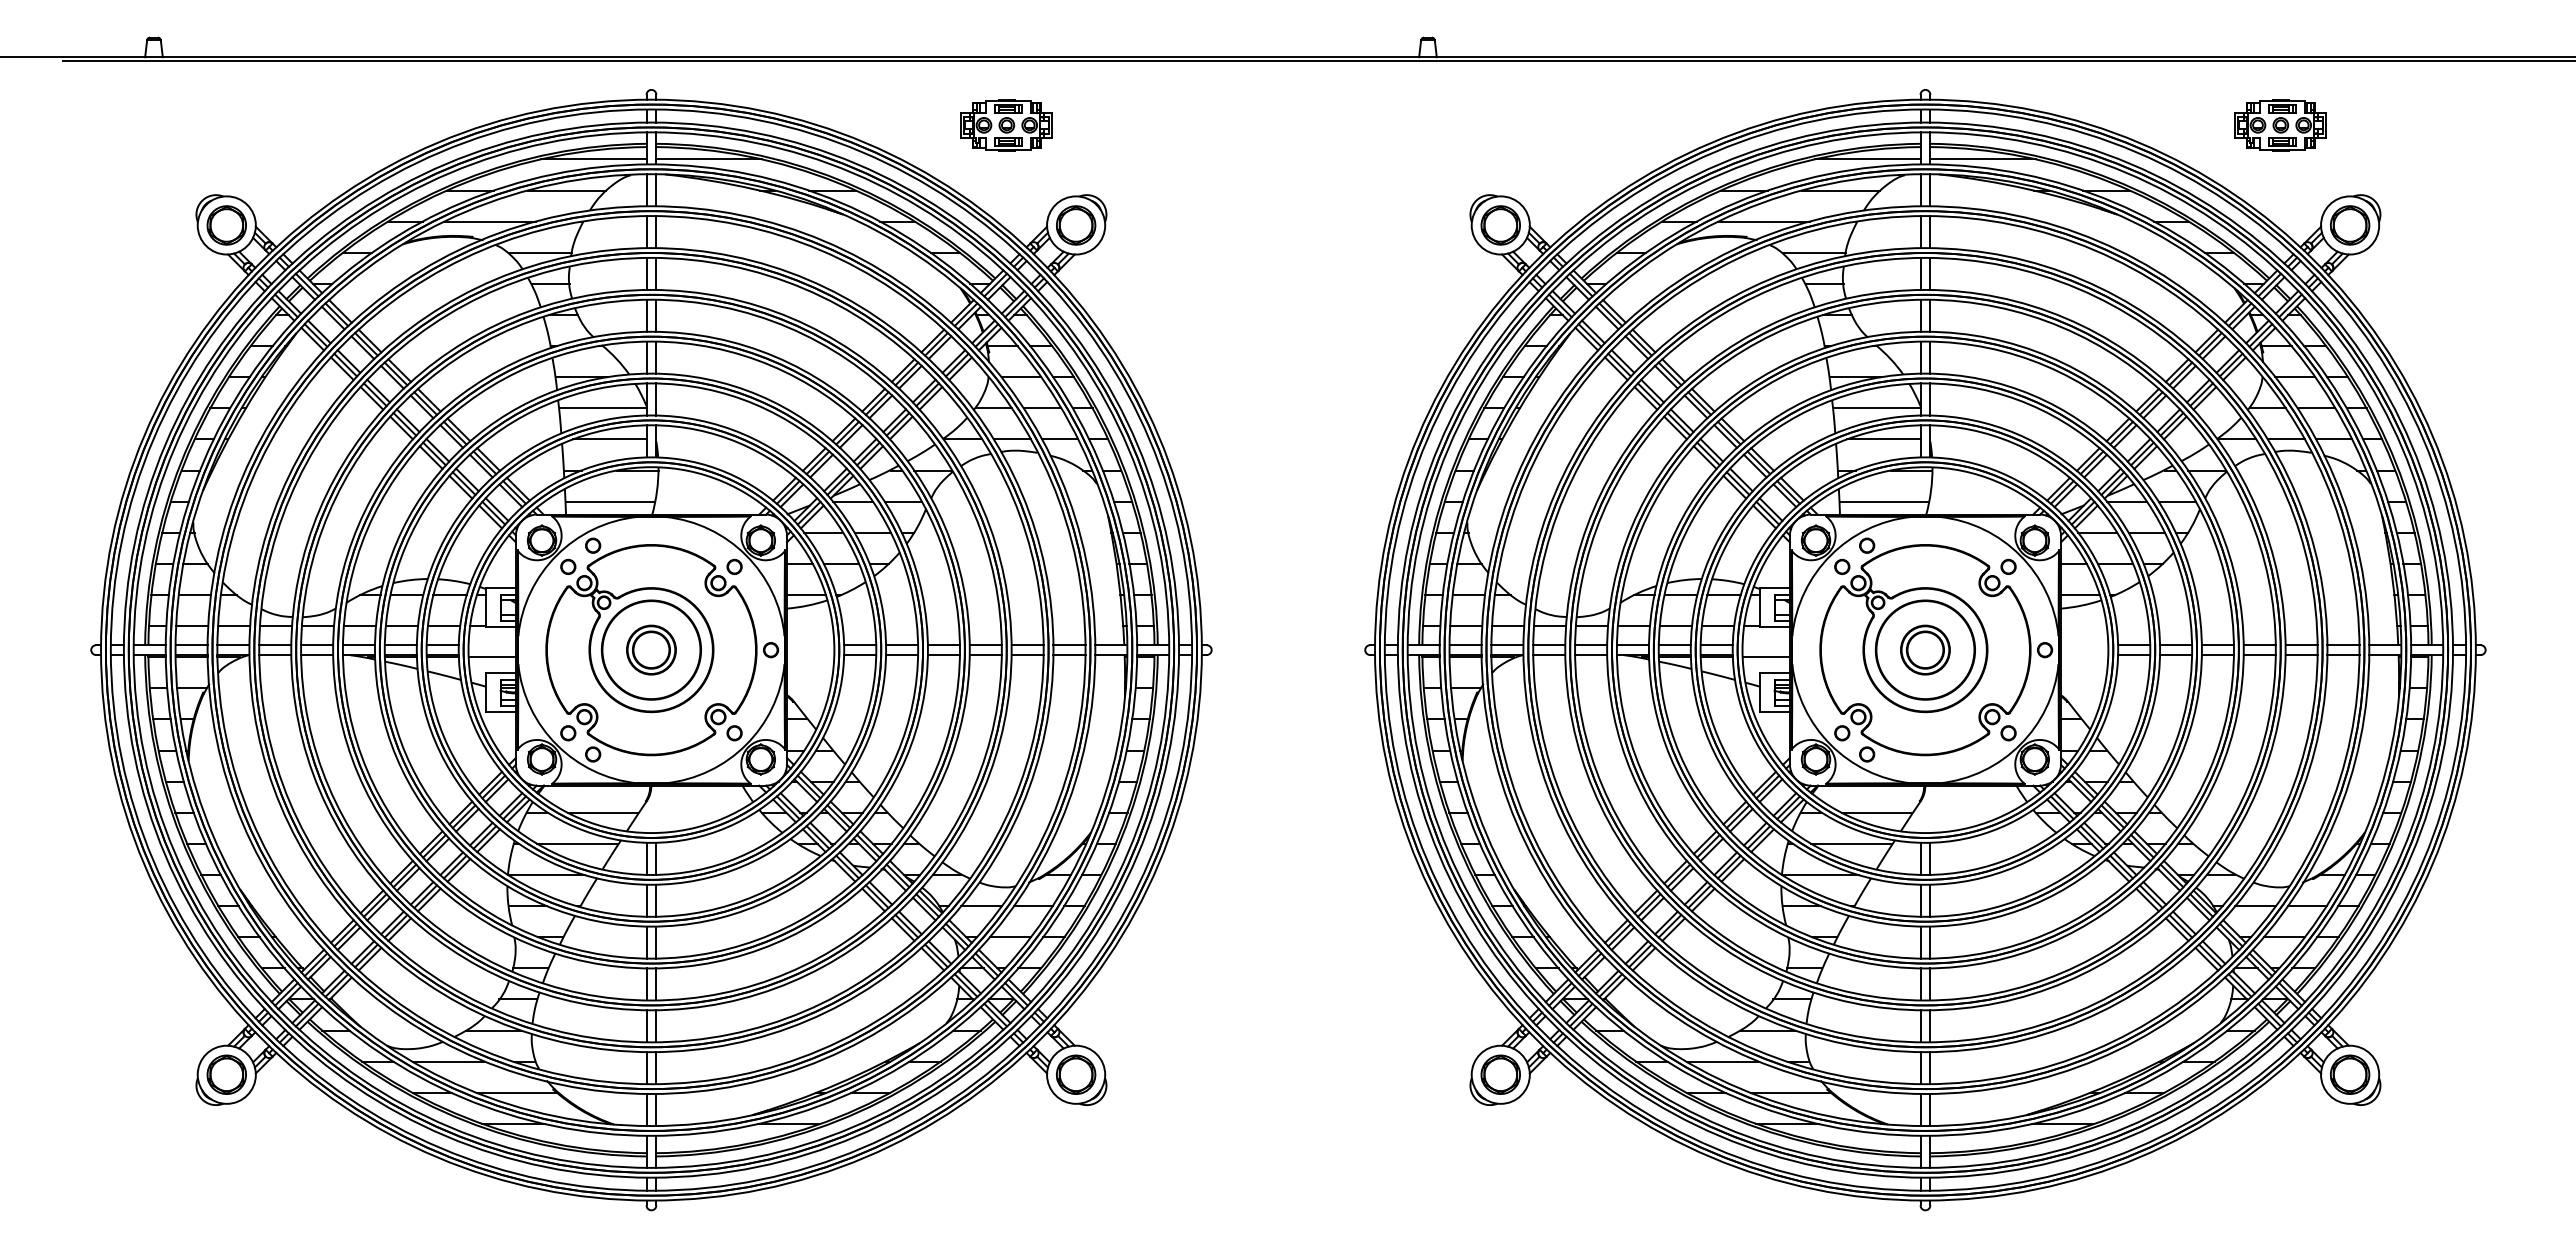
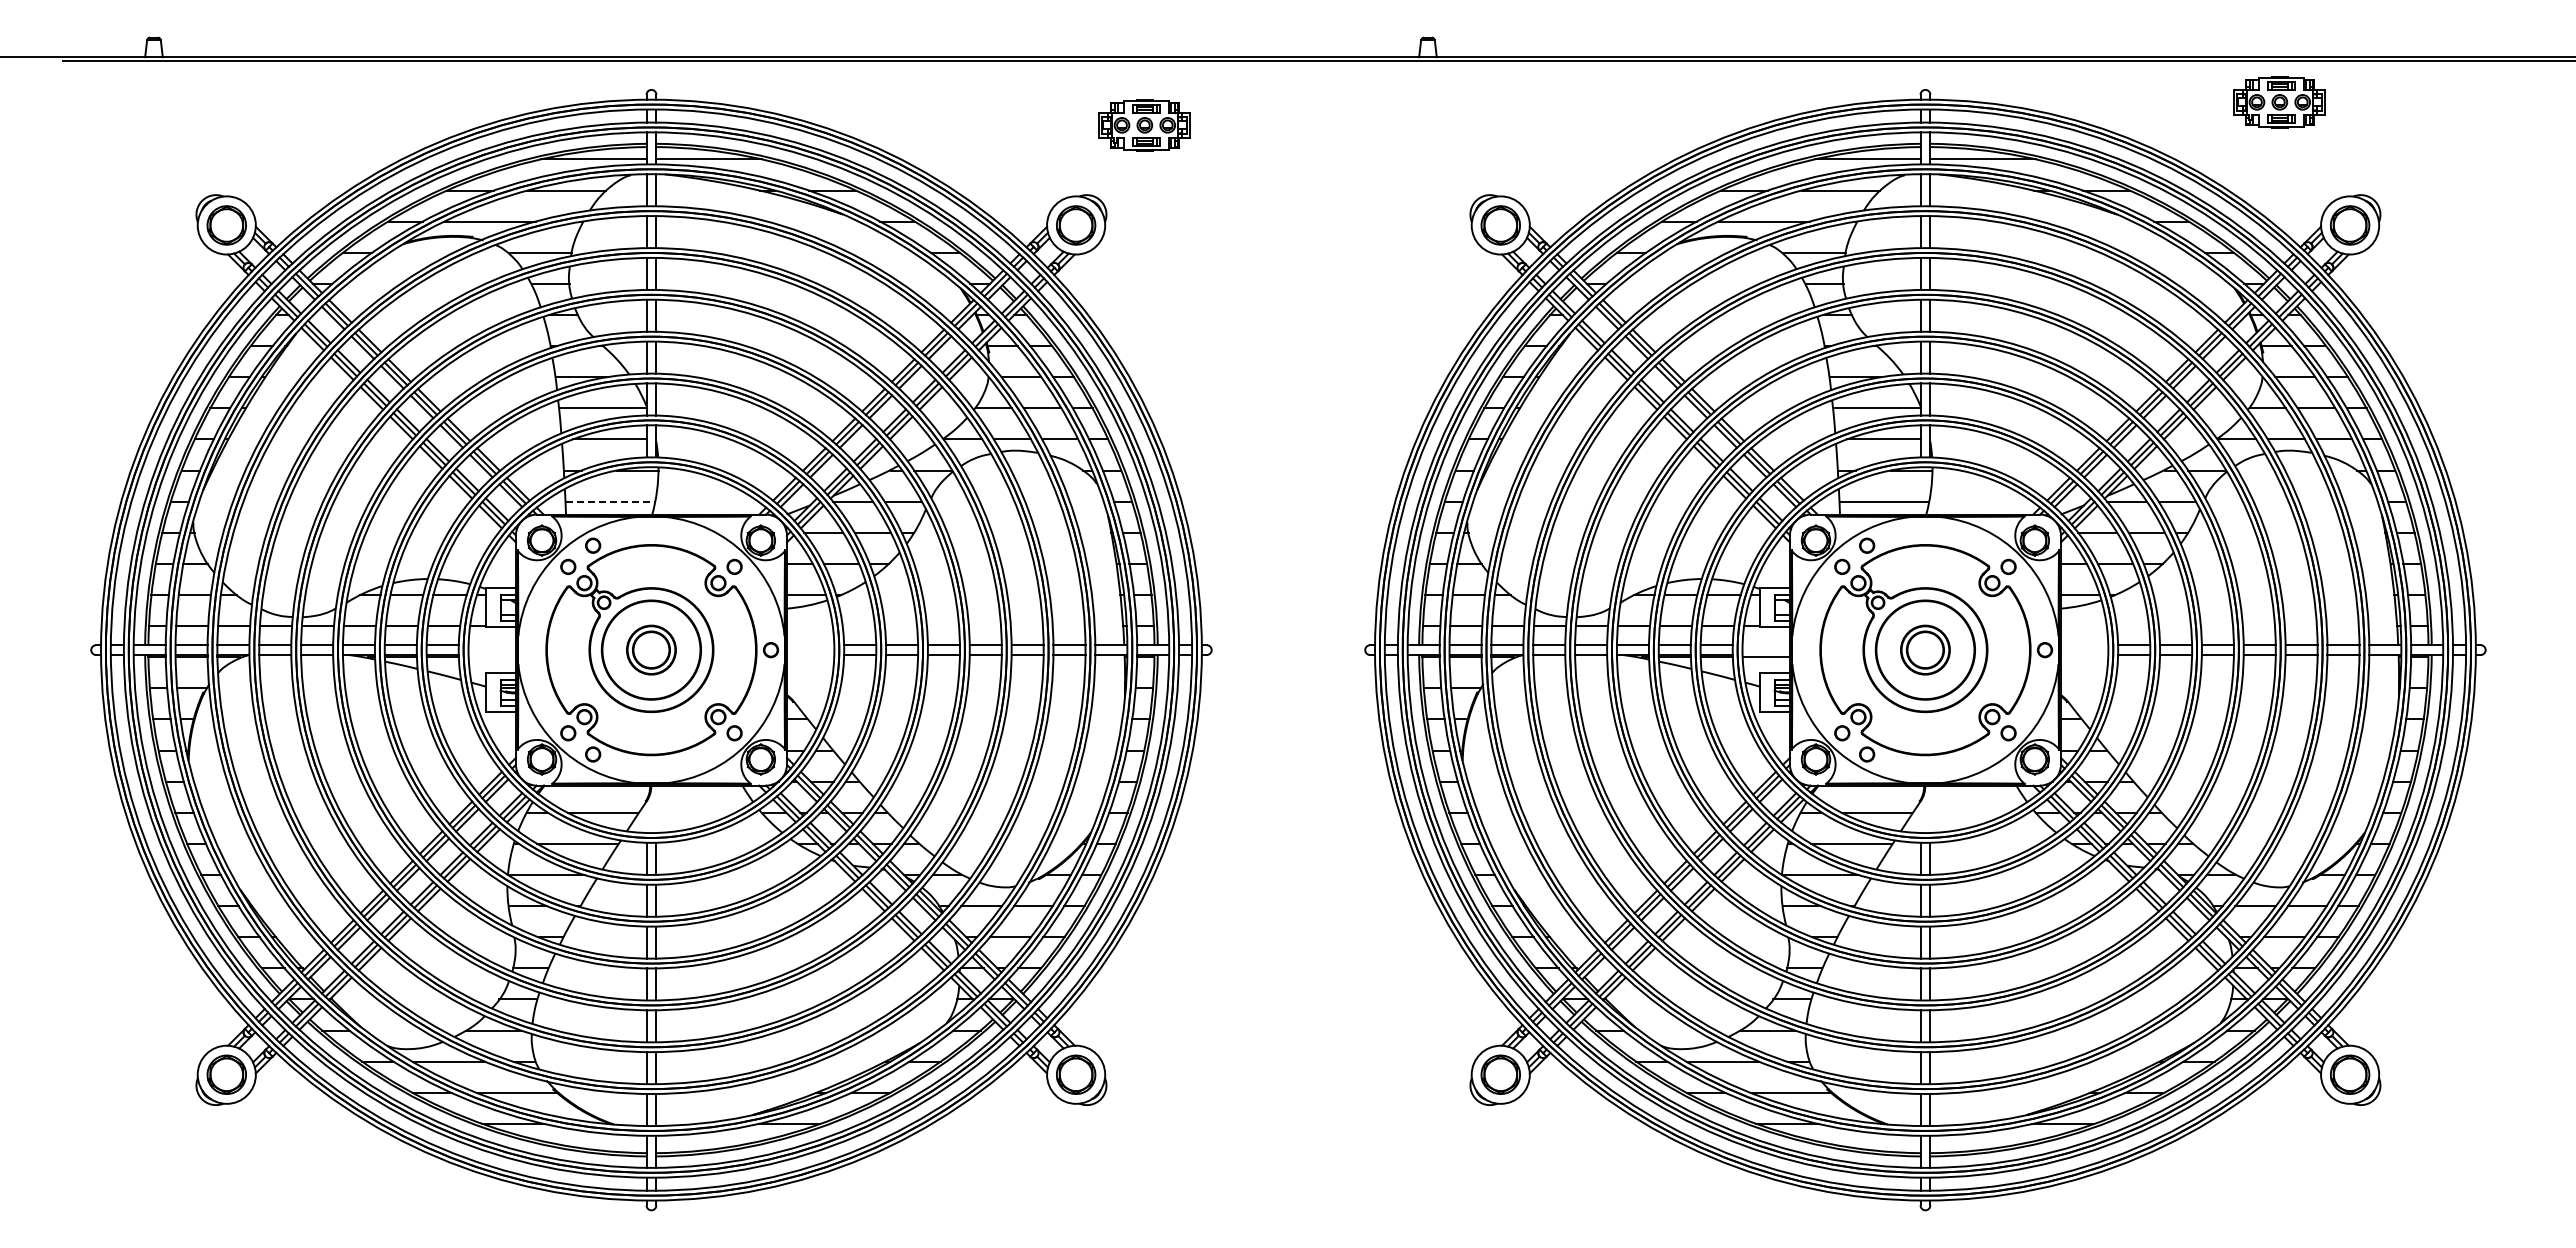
part position: (1006, 125) -> (1144, 125) (1144, 125)
part position: (2280, 125) -> (2279, 102) (2279, 102)
line: solid -> dashed (610, 501)
line: present -> none (491, 657)
